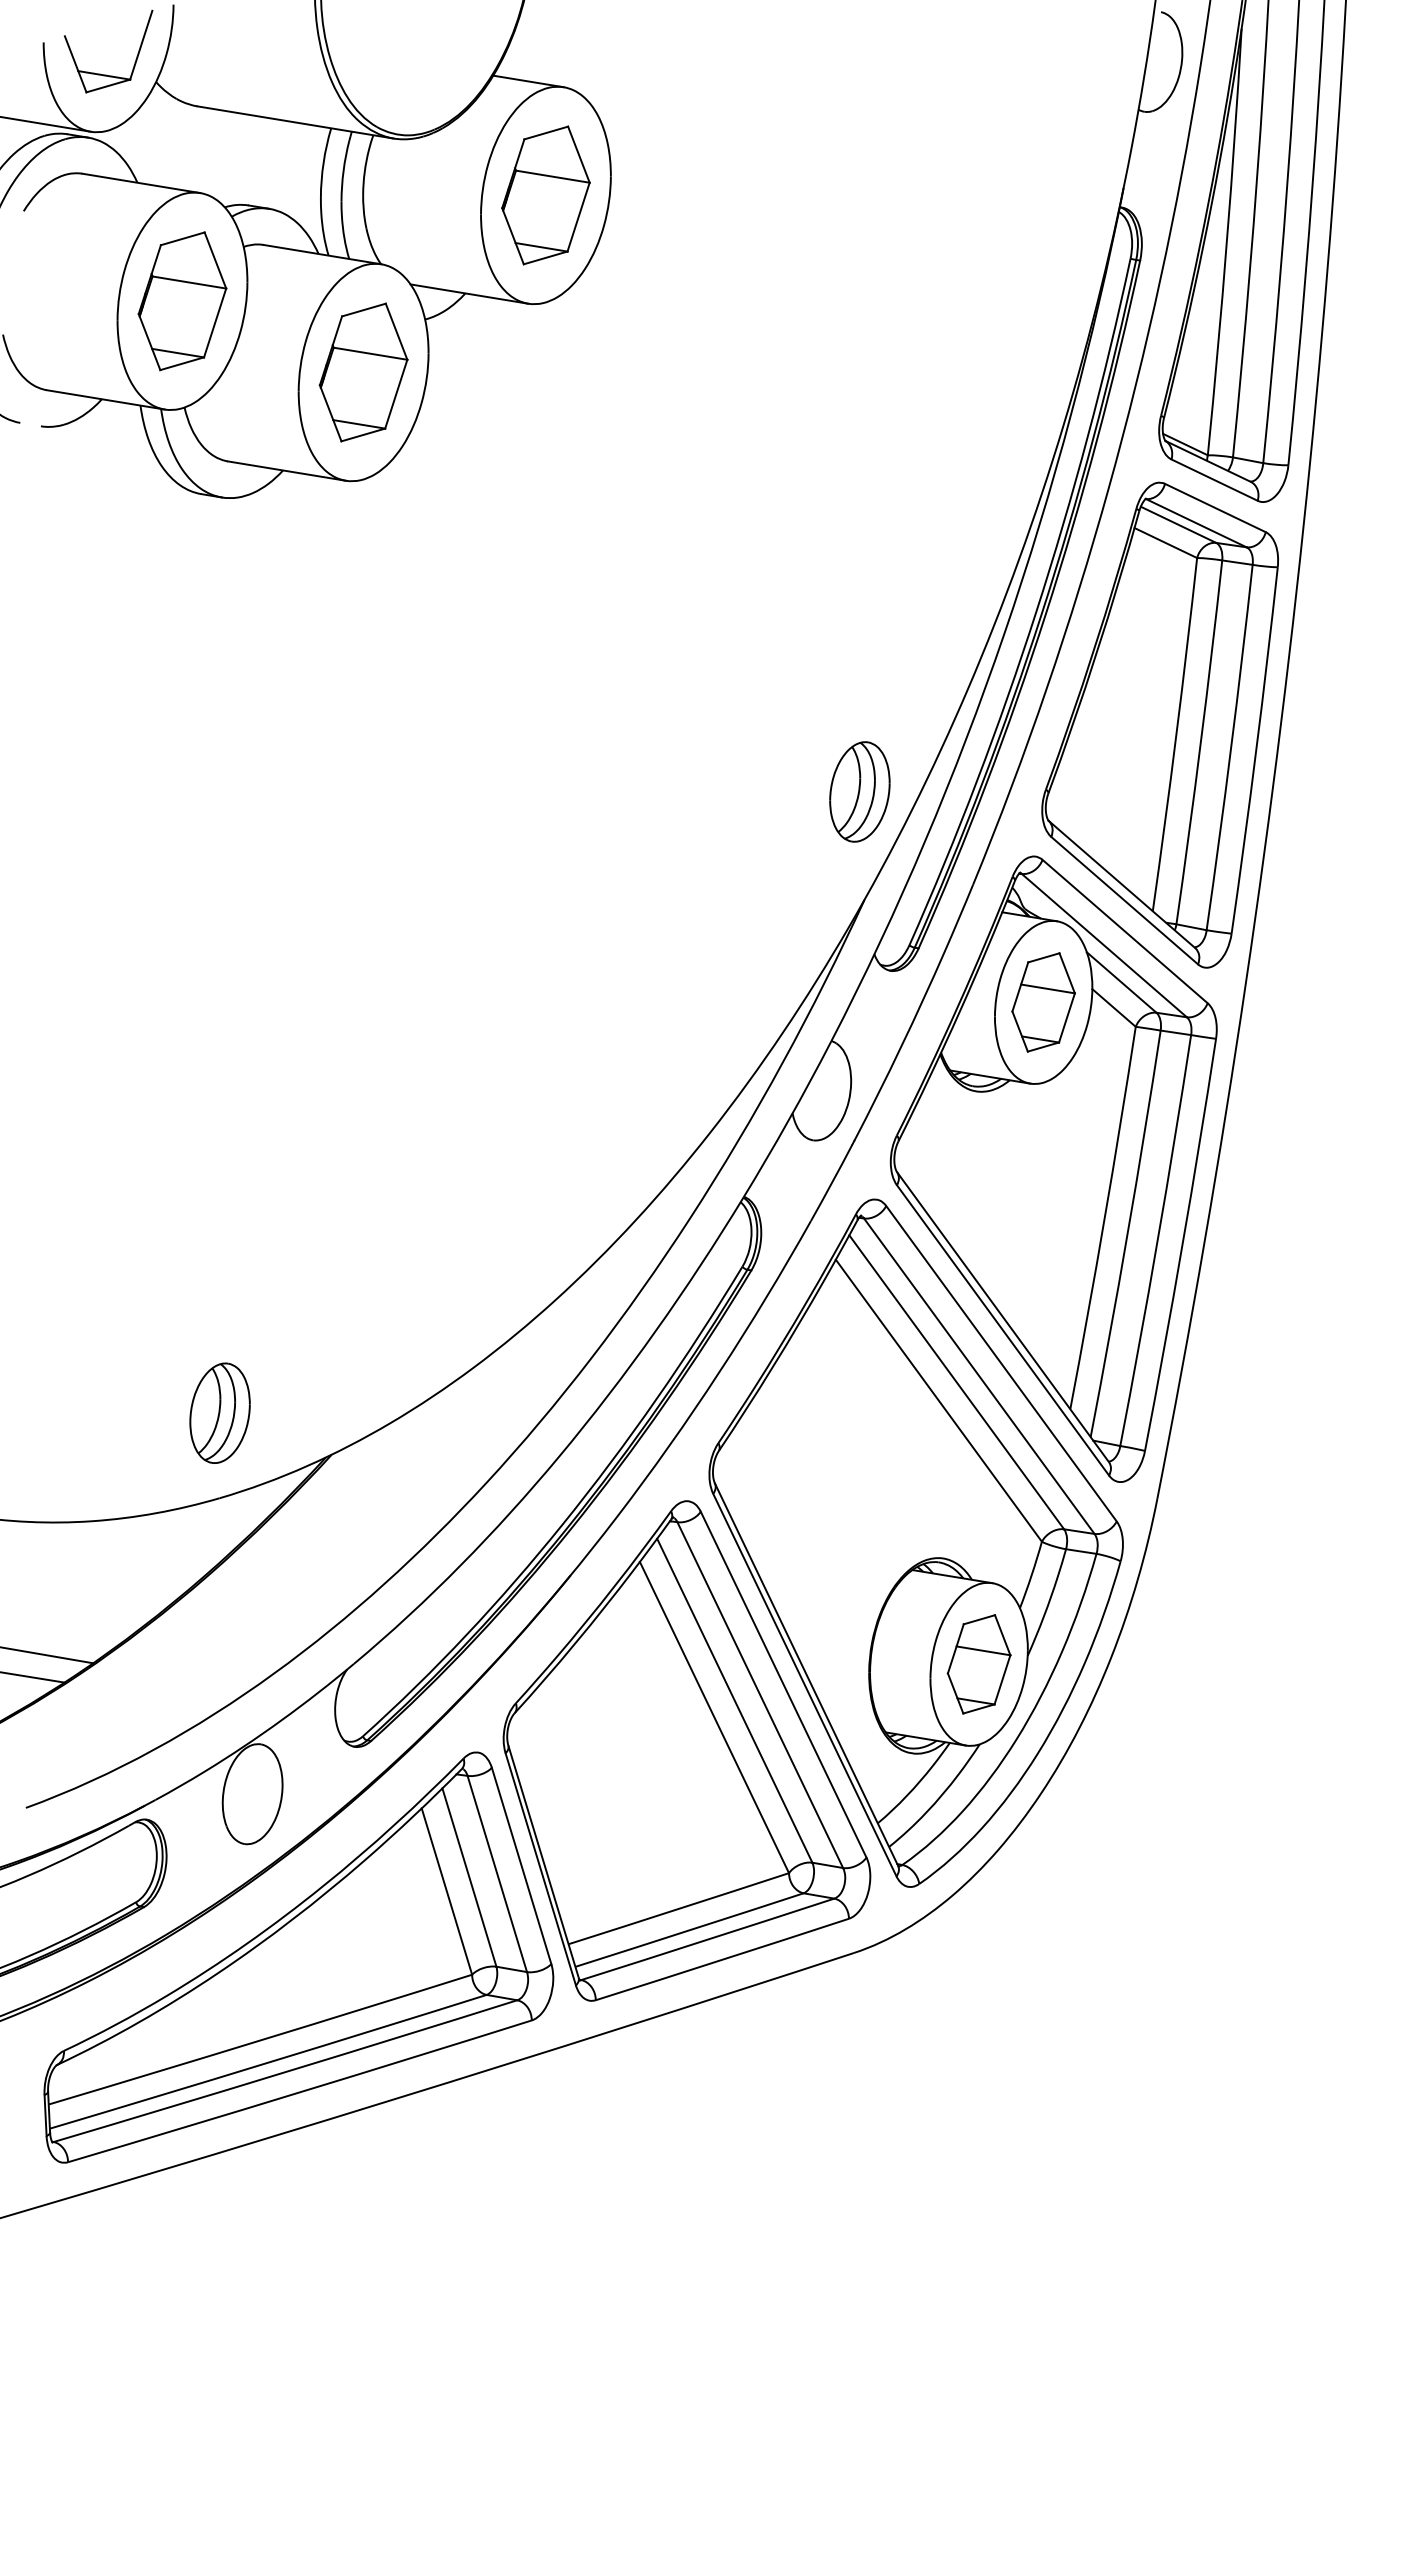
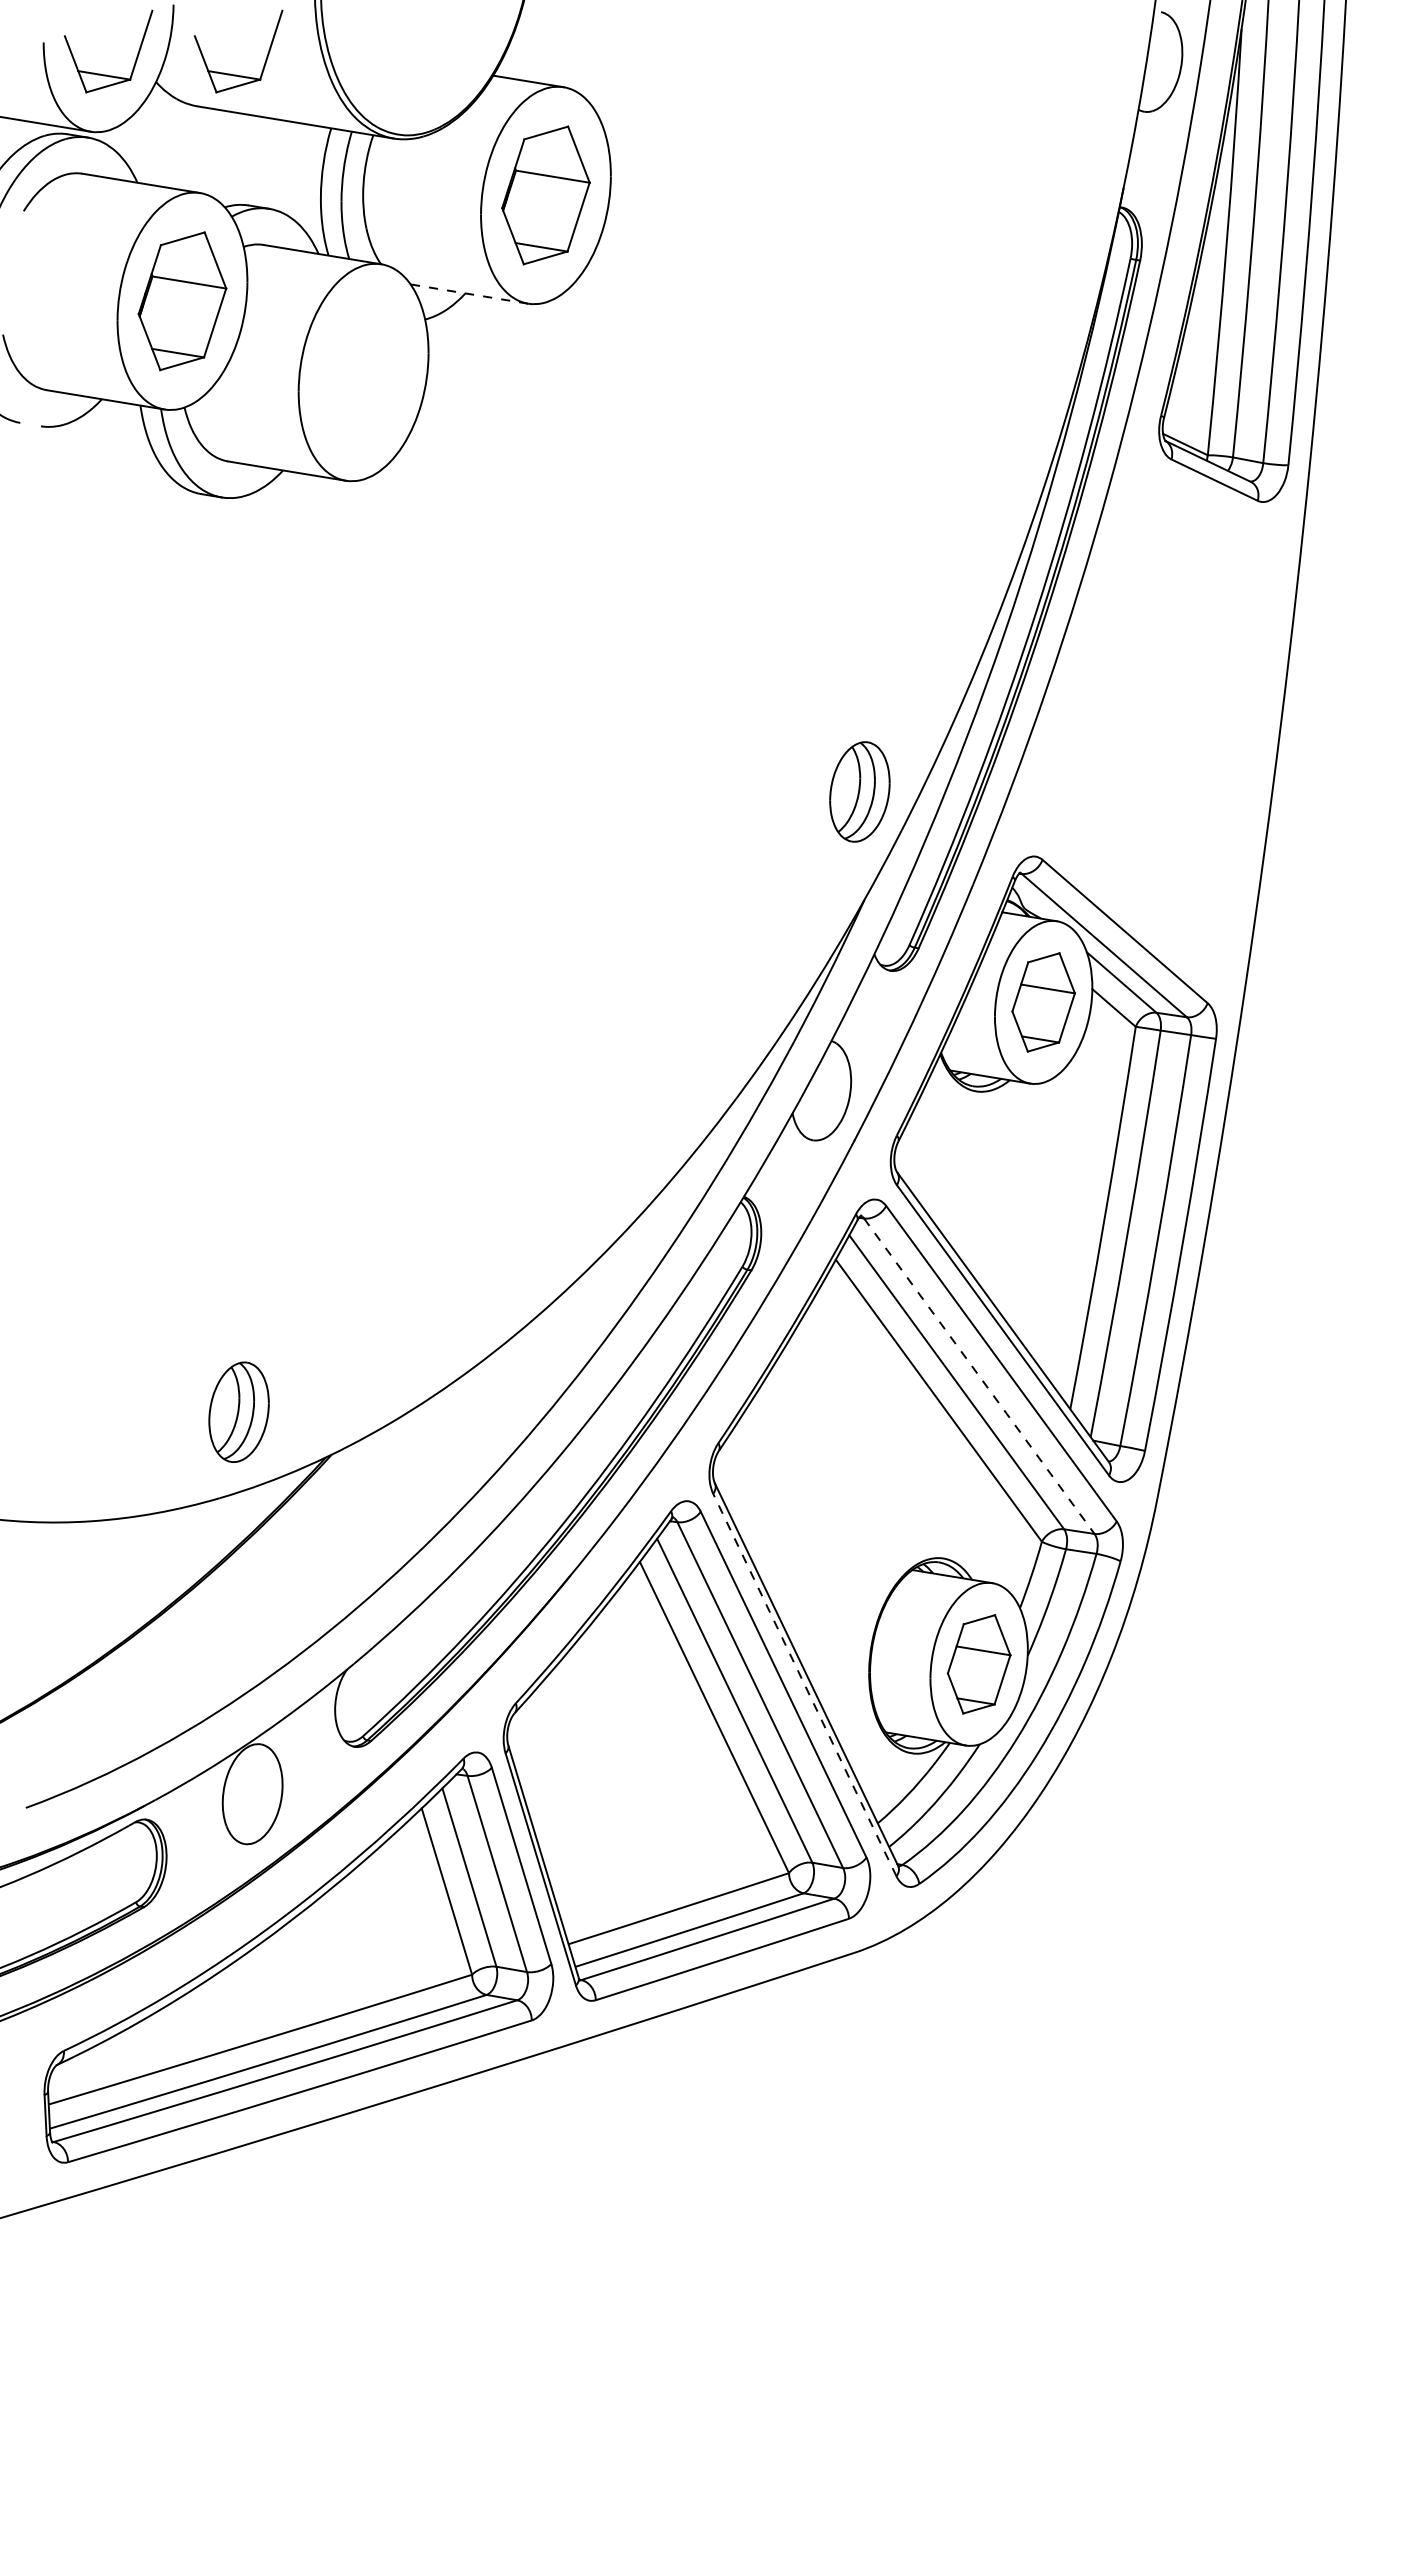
part: none -> present (236, 74)
line: solid -> dashed (469, 294)
part: present -> none (363, 372)
part: present -> none (1159, 724)
line: solid -> dashed (979, 1376)
part position: (219, 1412) -> (238, 1411) (238, 1411)
line: present -> none (47, 1655)
line: present -> none (33, 1677)
line: solid -> dashed (804, 1684)
